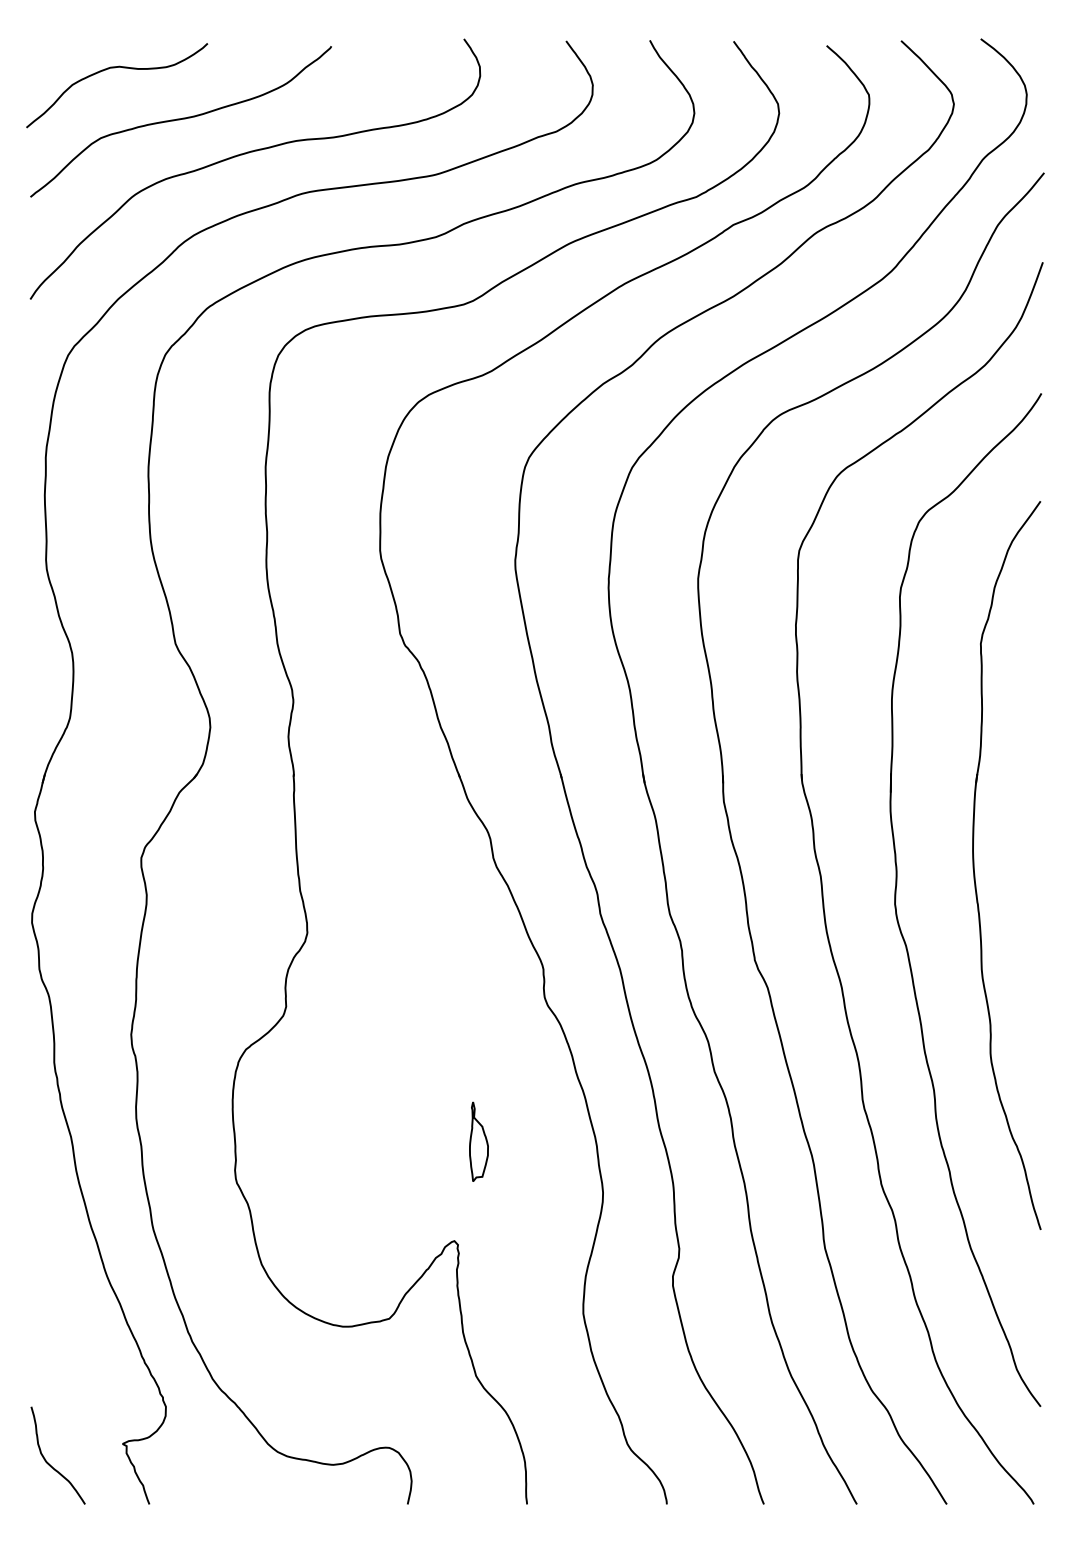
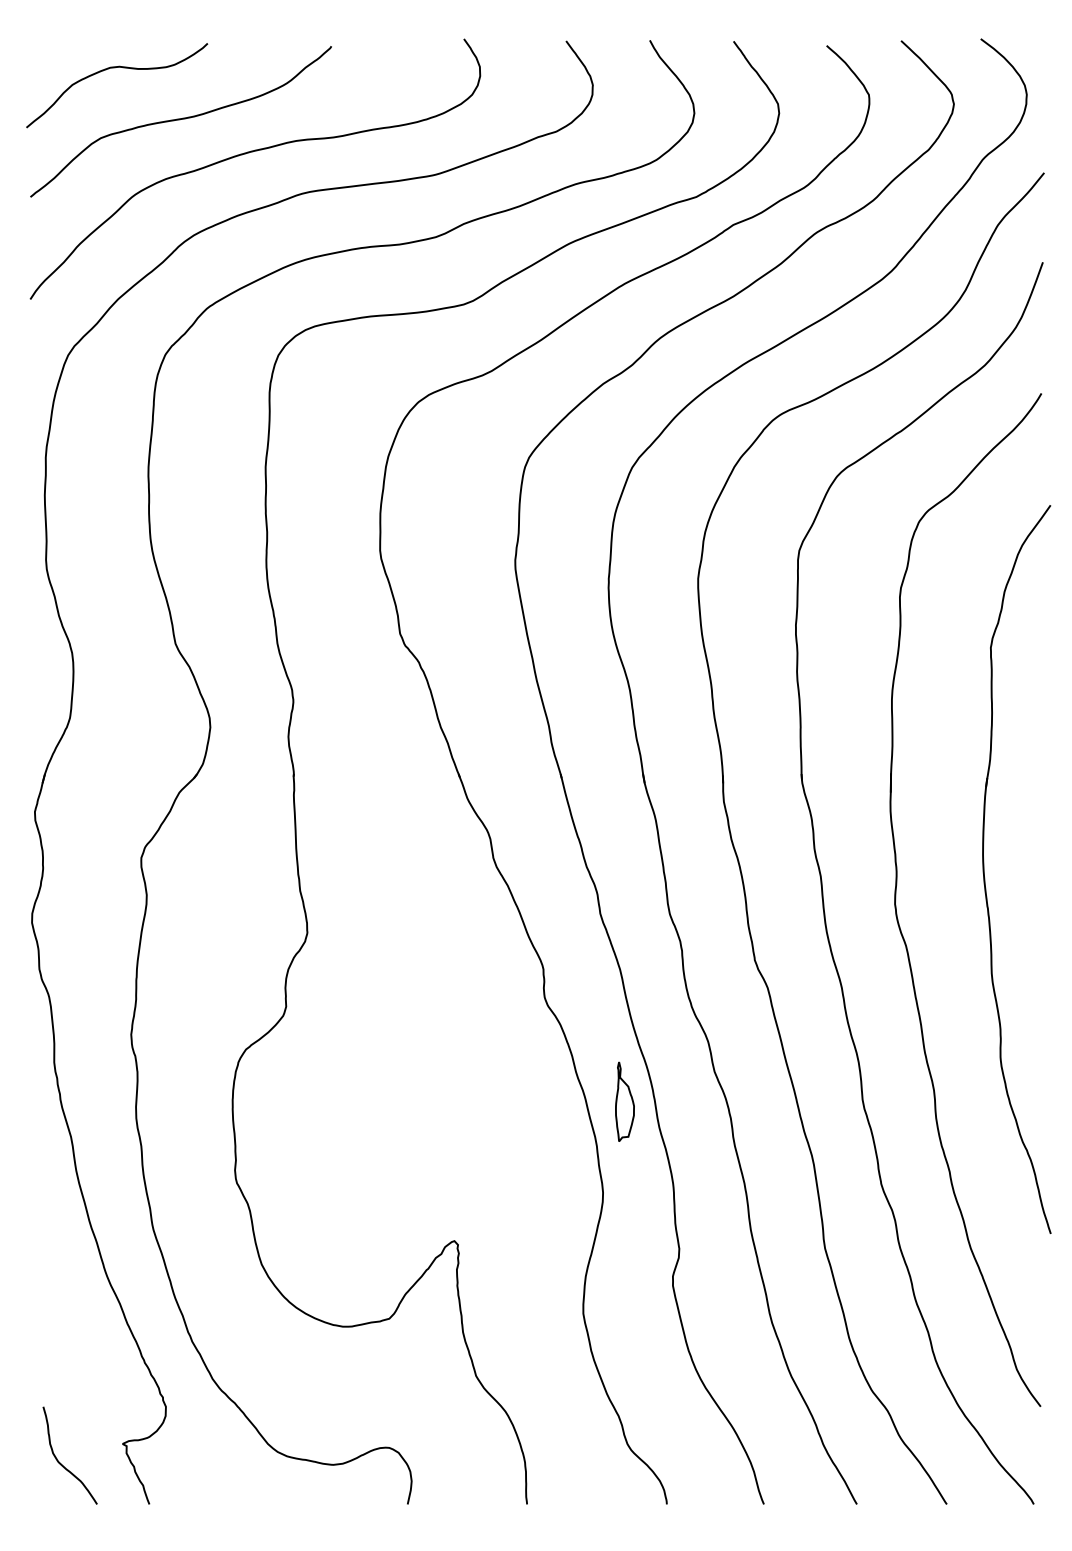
part position: (974, 865) -> (984, 869) (984, 869)
part position: (478, 1141) -> (624, 1101) (624, 1101)
curve position: (49, 1463) -> (61, 1463) (61, 1463)
